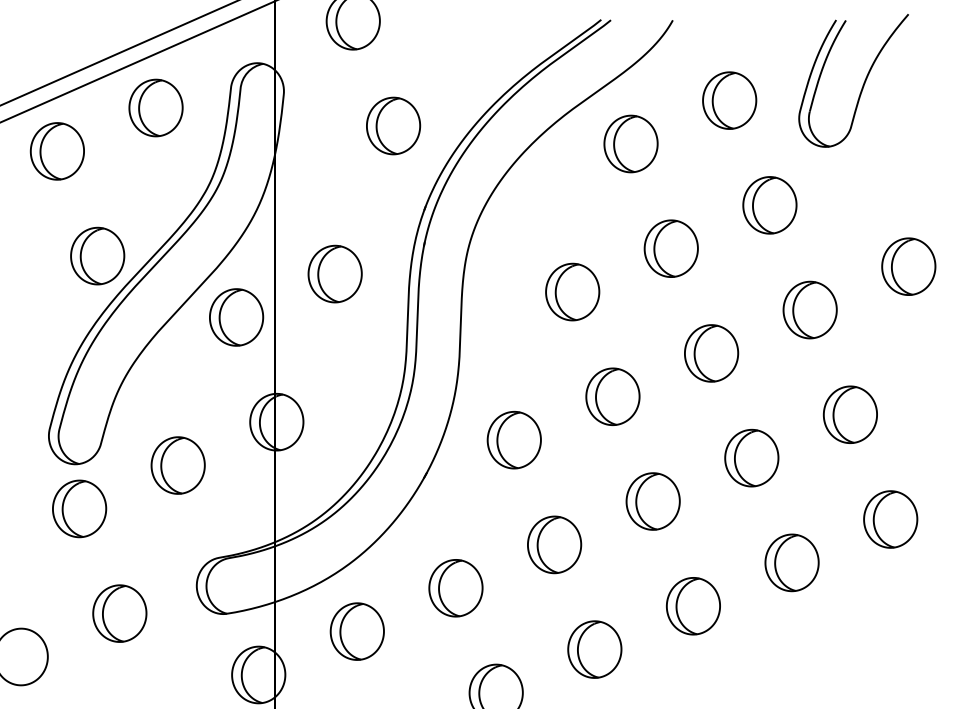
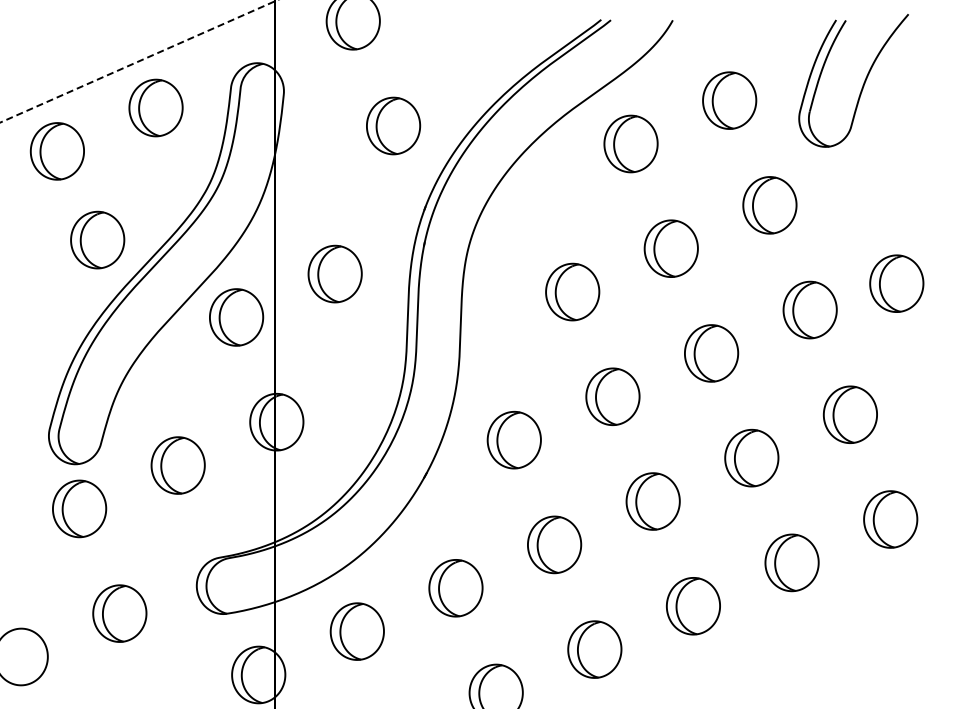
line: present -> none (118, 53)
line: solid -> dashed (138, 61)
part position: (97, 255) -> (97, 239) (97, 239)
part position: (908, 266) -> (896, 283) (896, 283)
